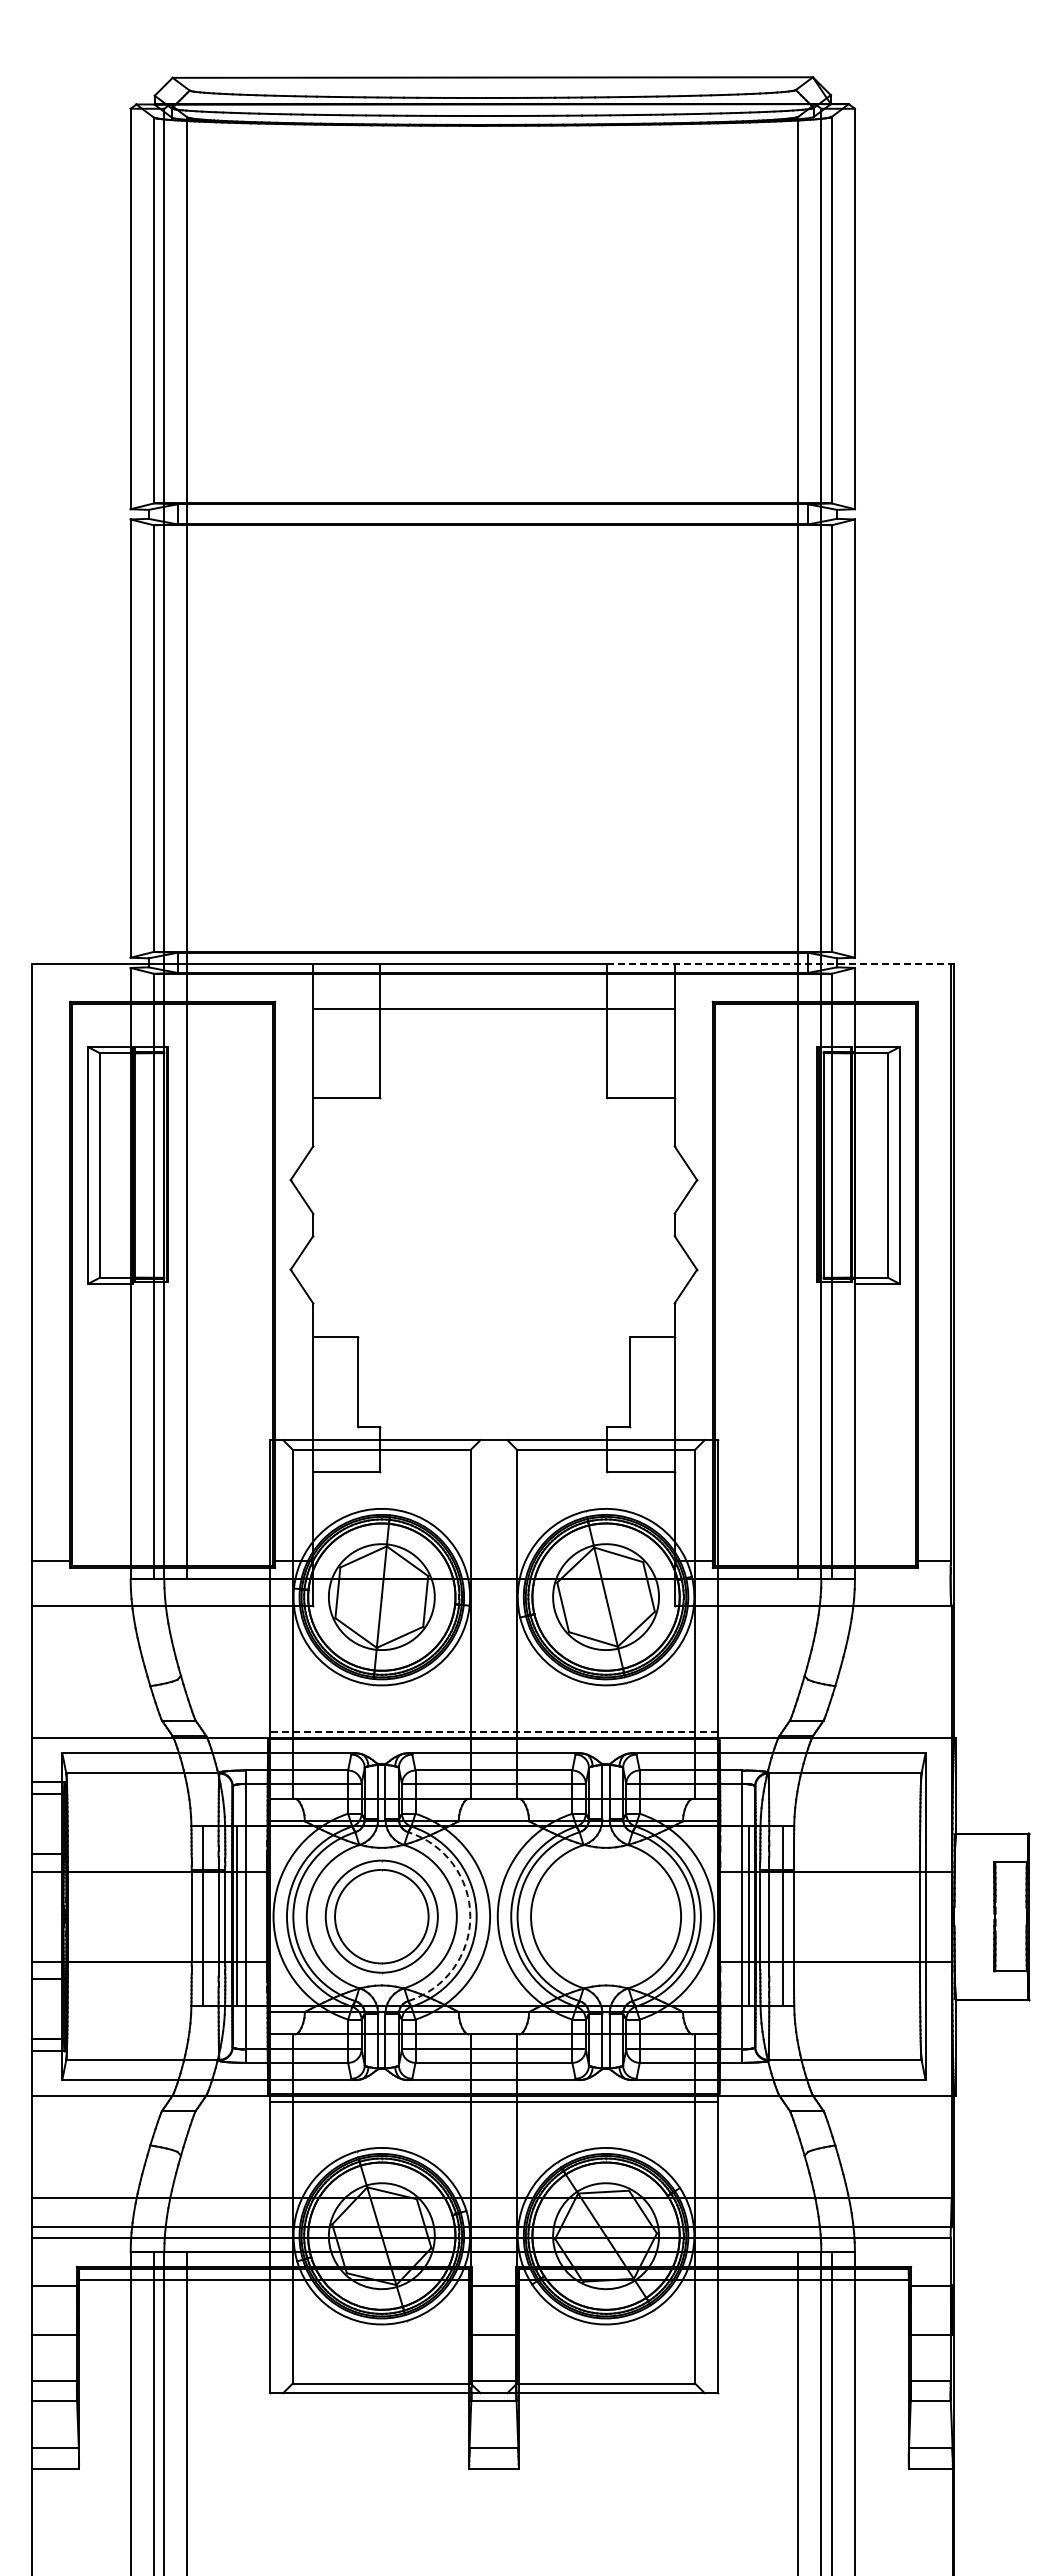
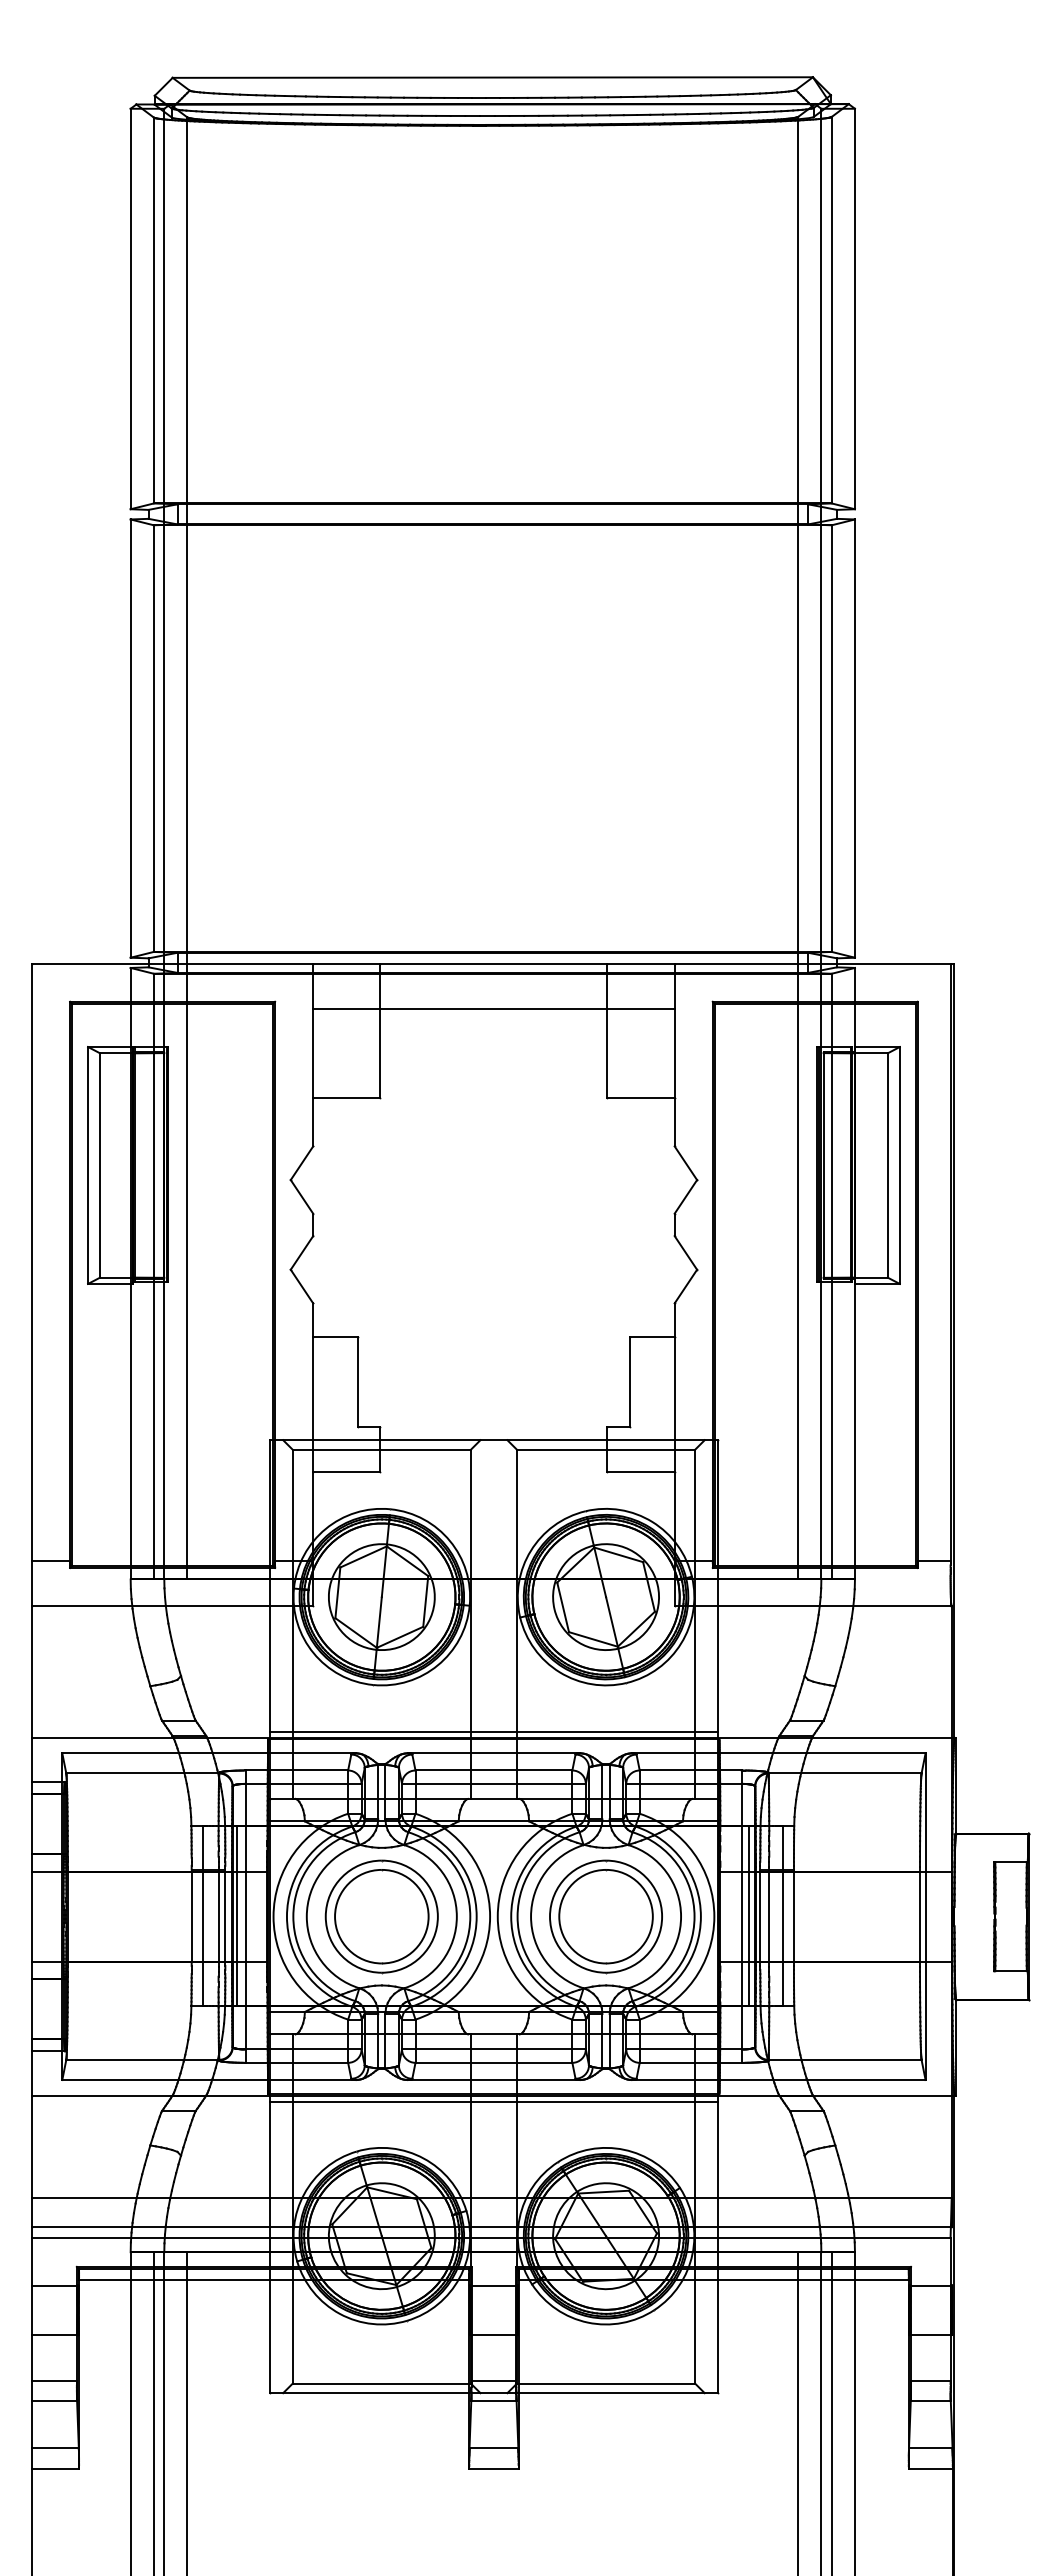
line: dashed -> solid (778, 963)
line: dashed -> solid (493, 1731)
arc: dashed -> solid (470, 1916)
part: none -> present (605, 1916)
